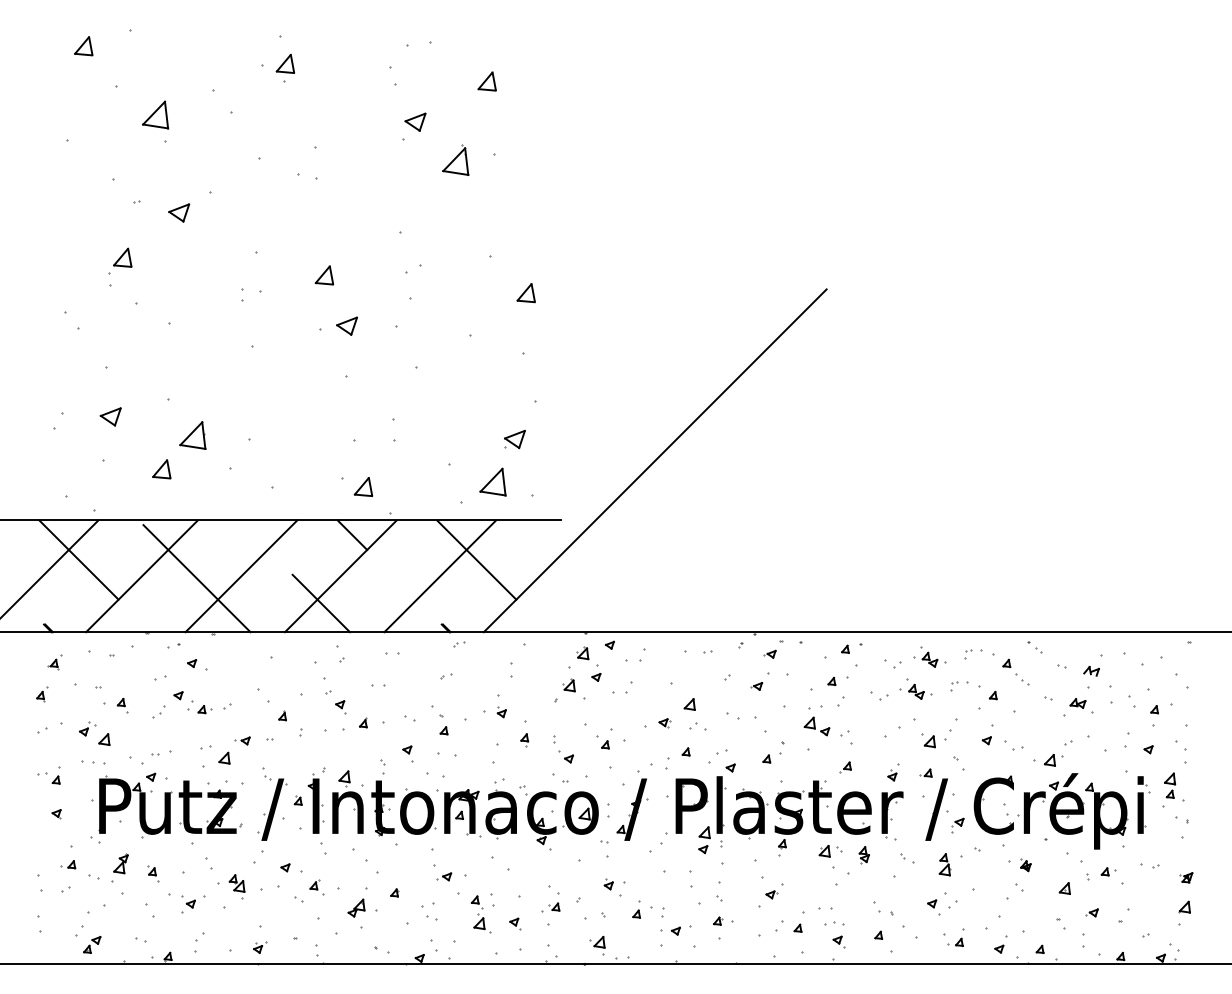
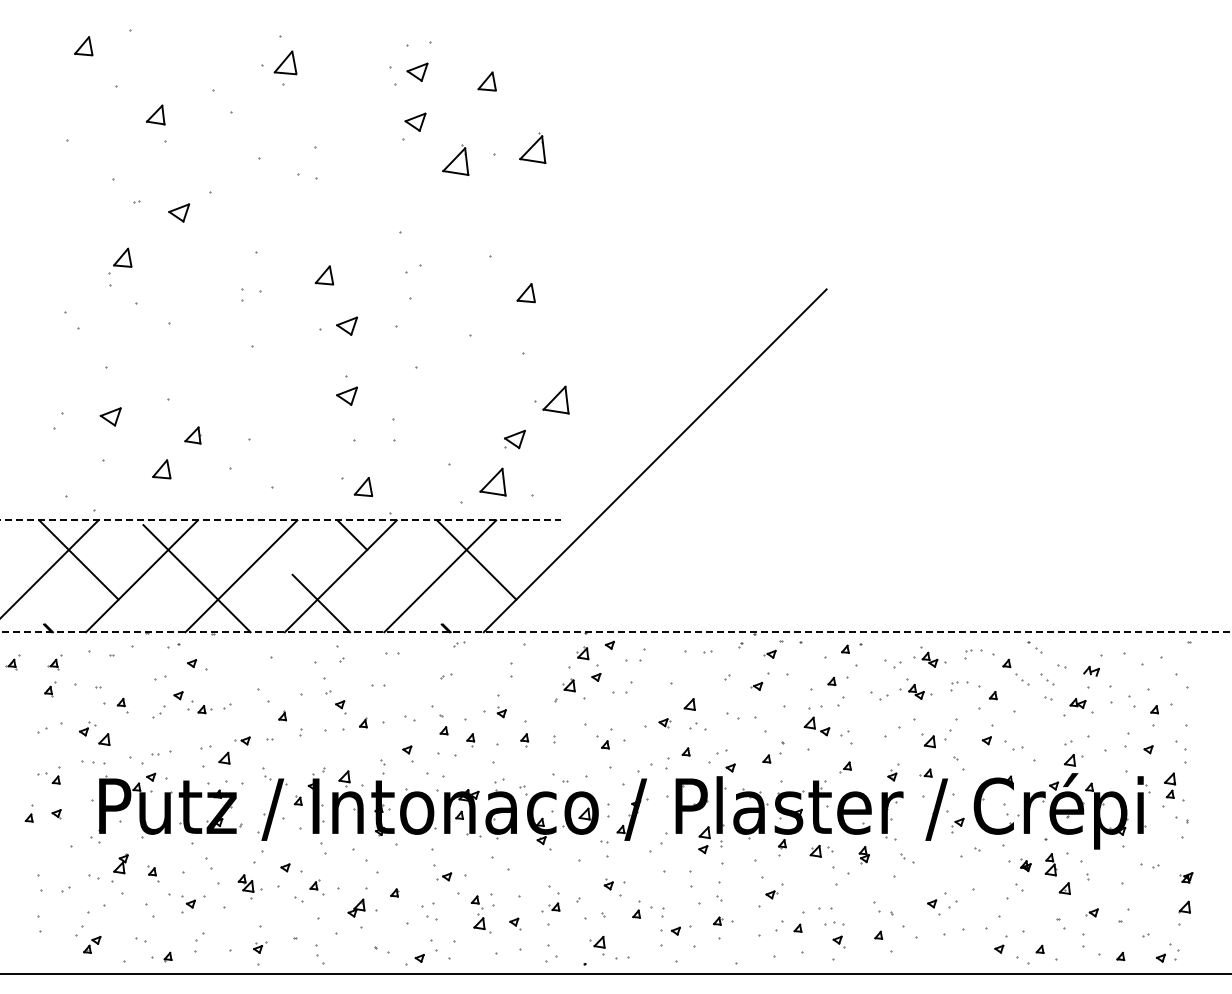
part size: 20x30 px -> 25x36 px (285, 67)
part: none -> present (417, 71)
part size: 28x30 px -> 21x22 px (155, 114)
part: none -> present (532, 147)
part: none -> present (346, 395)
part: none -> present (555, 399)
part size: 28x29 px -> 18x19 px (192, 435)
line: solid -> dashed (281, 520)
line: solid -> dashed (615, 632)
part: none -> present (12, 662)
part: none -> present (1047, 679)
part position: (42, 694) -> (50, 689) (50, 689)
part: none -> present (470, 740)
part: present -> none (565, 756)
part position: (1053, 760) -> (1073, 760) (1073, 760)
part: none -> present (28, 813)
part position: (830, 851) -> (821, 851) (821, 851)
part: present -> none (68, 864)
part position: (944, 864) -> (1050, 864) (1050, 864)
part: present -> none (1108, 871)
part position: (236, 886) -> (245, 886) (245, 886)
part: present -> none (955, 941)
line position: (615, 964) -> (615, 974) (615, 974)
